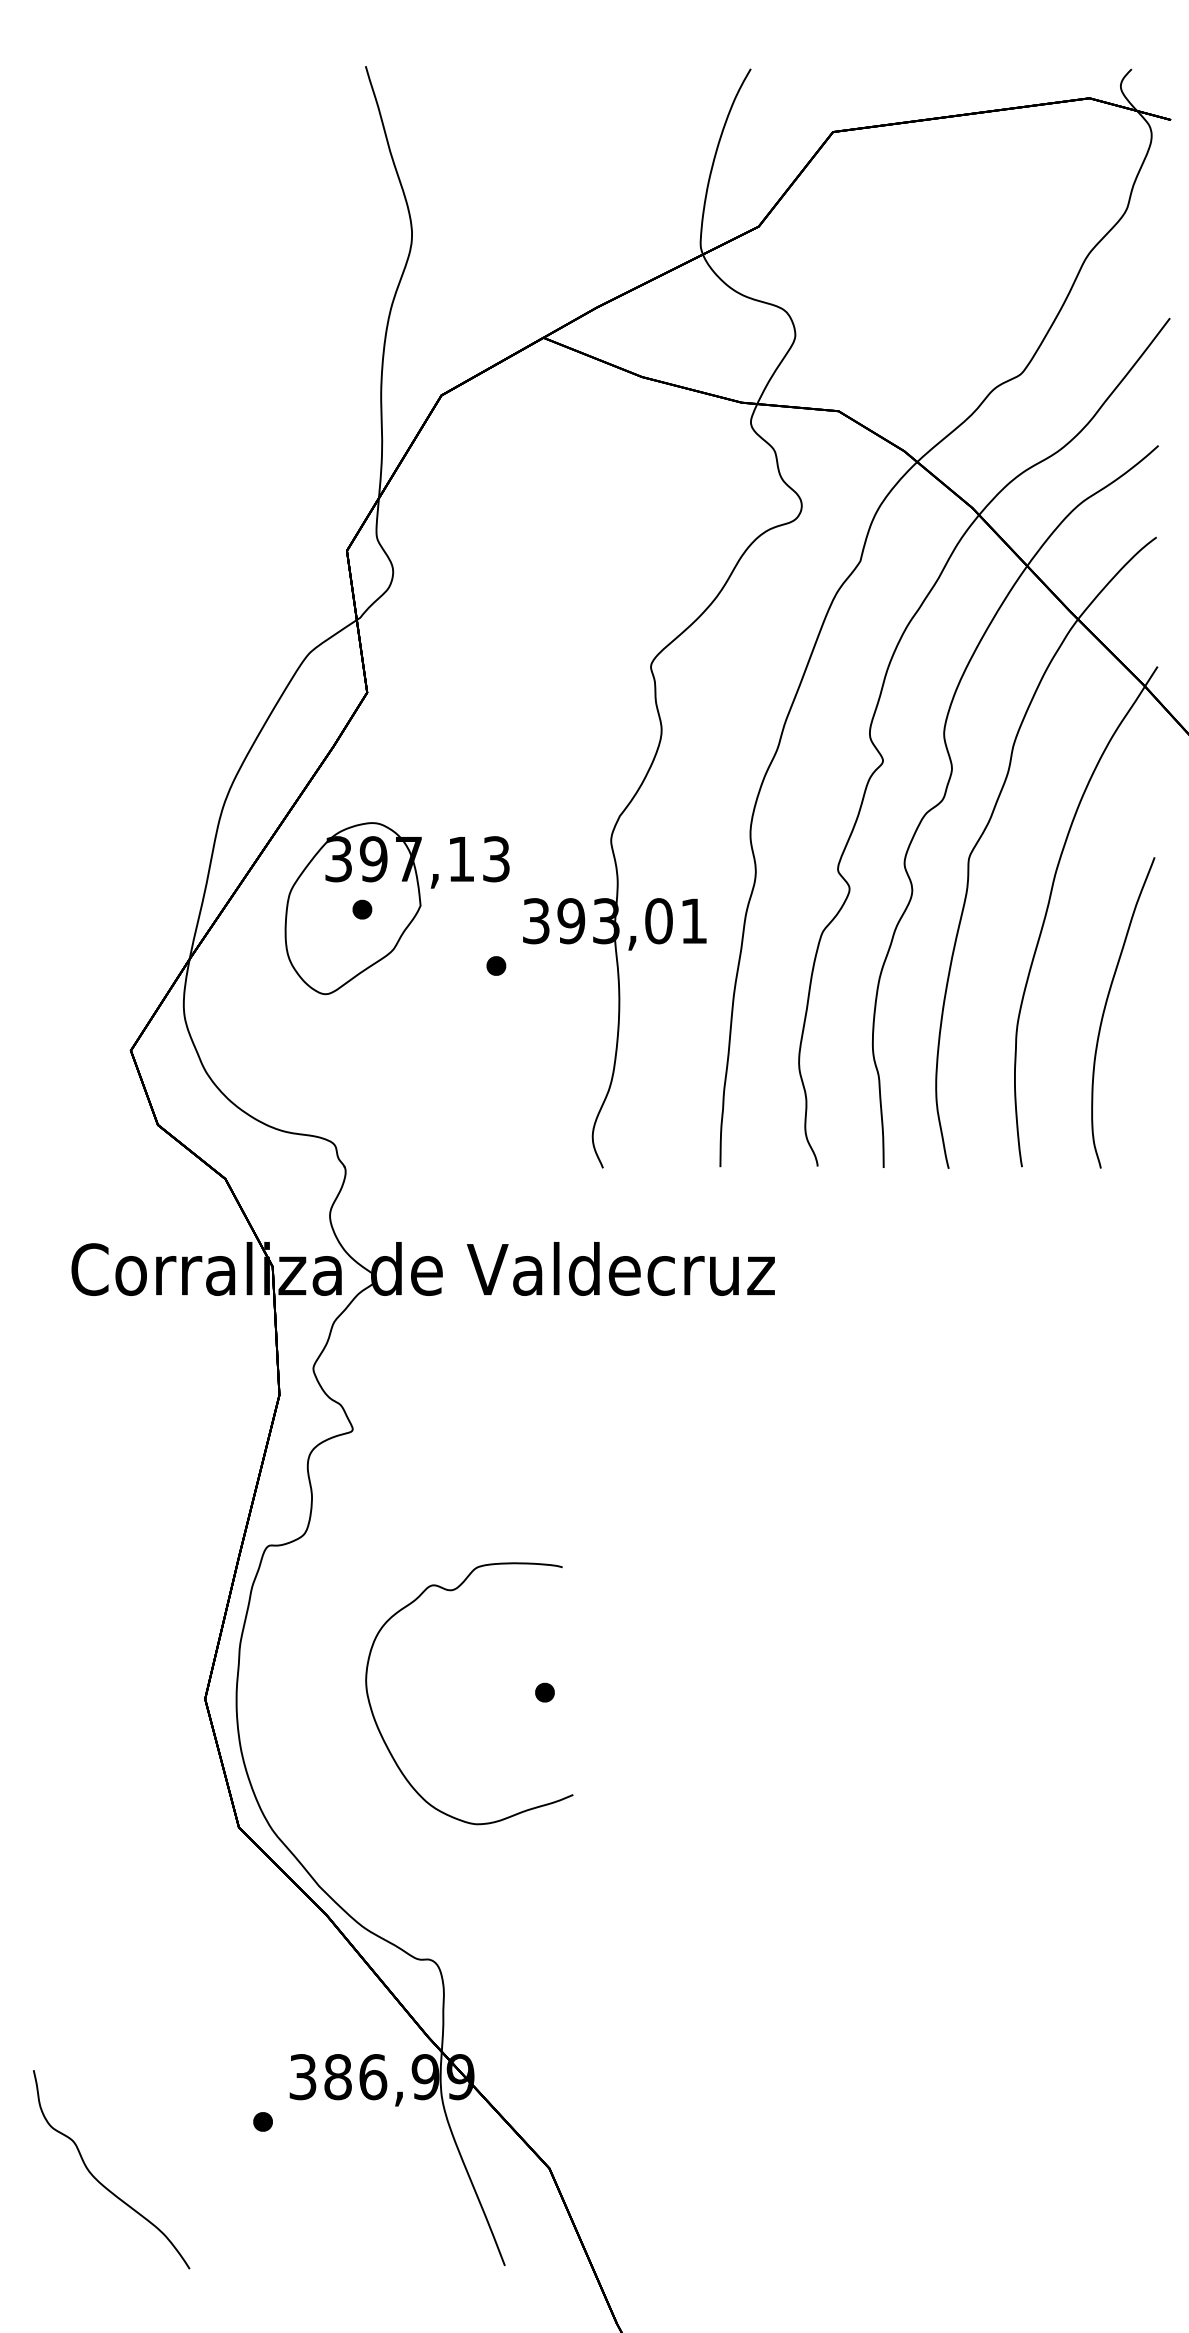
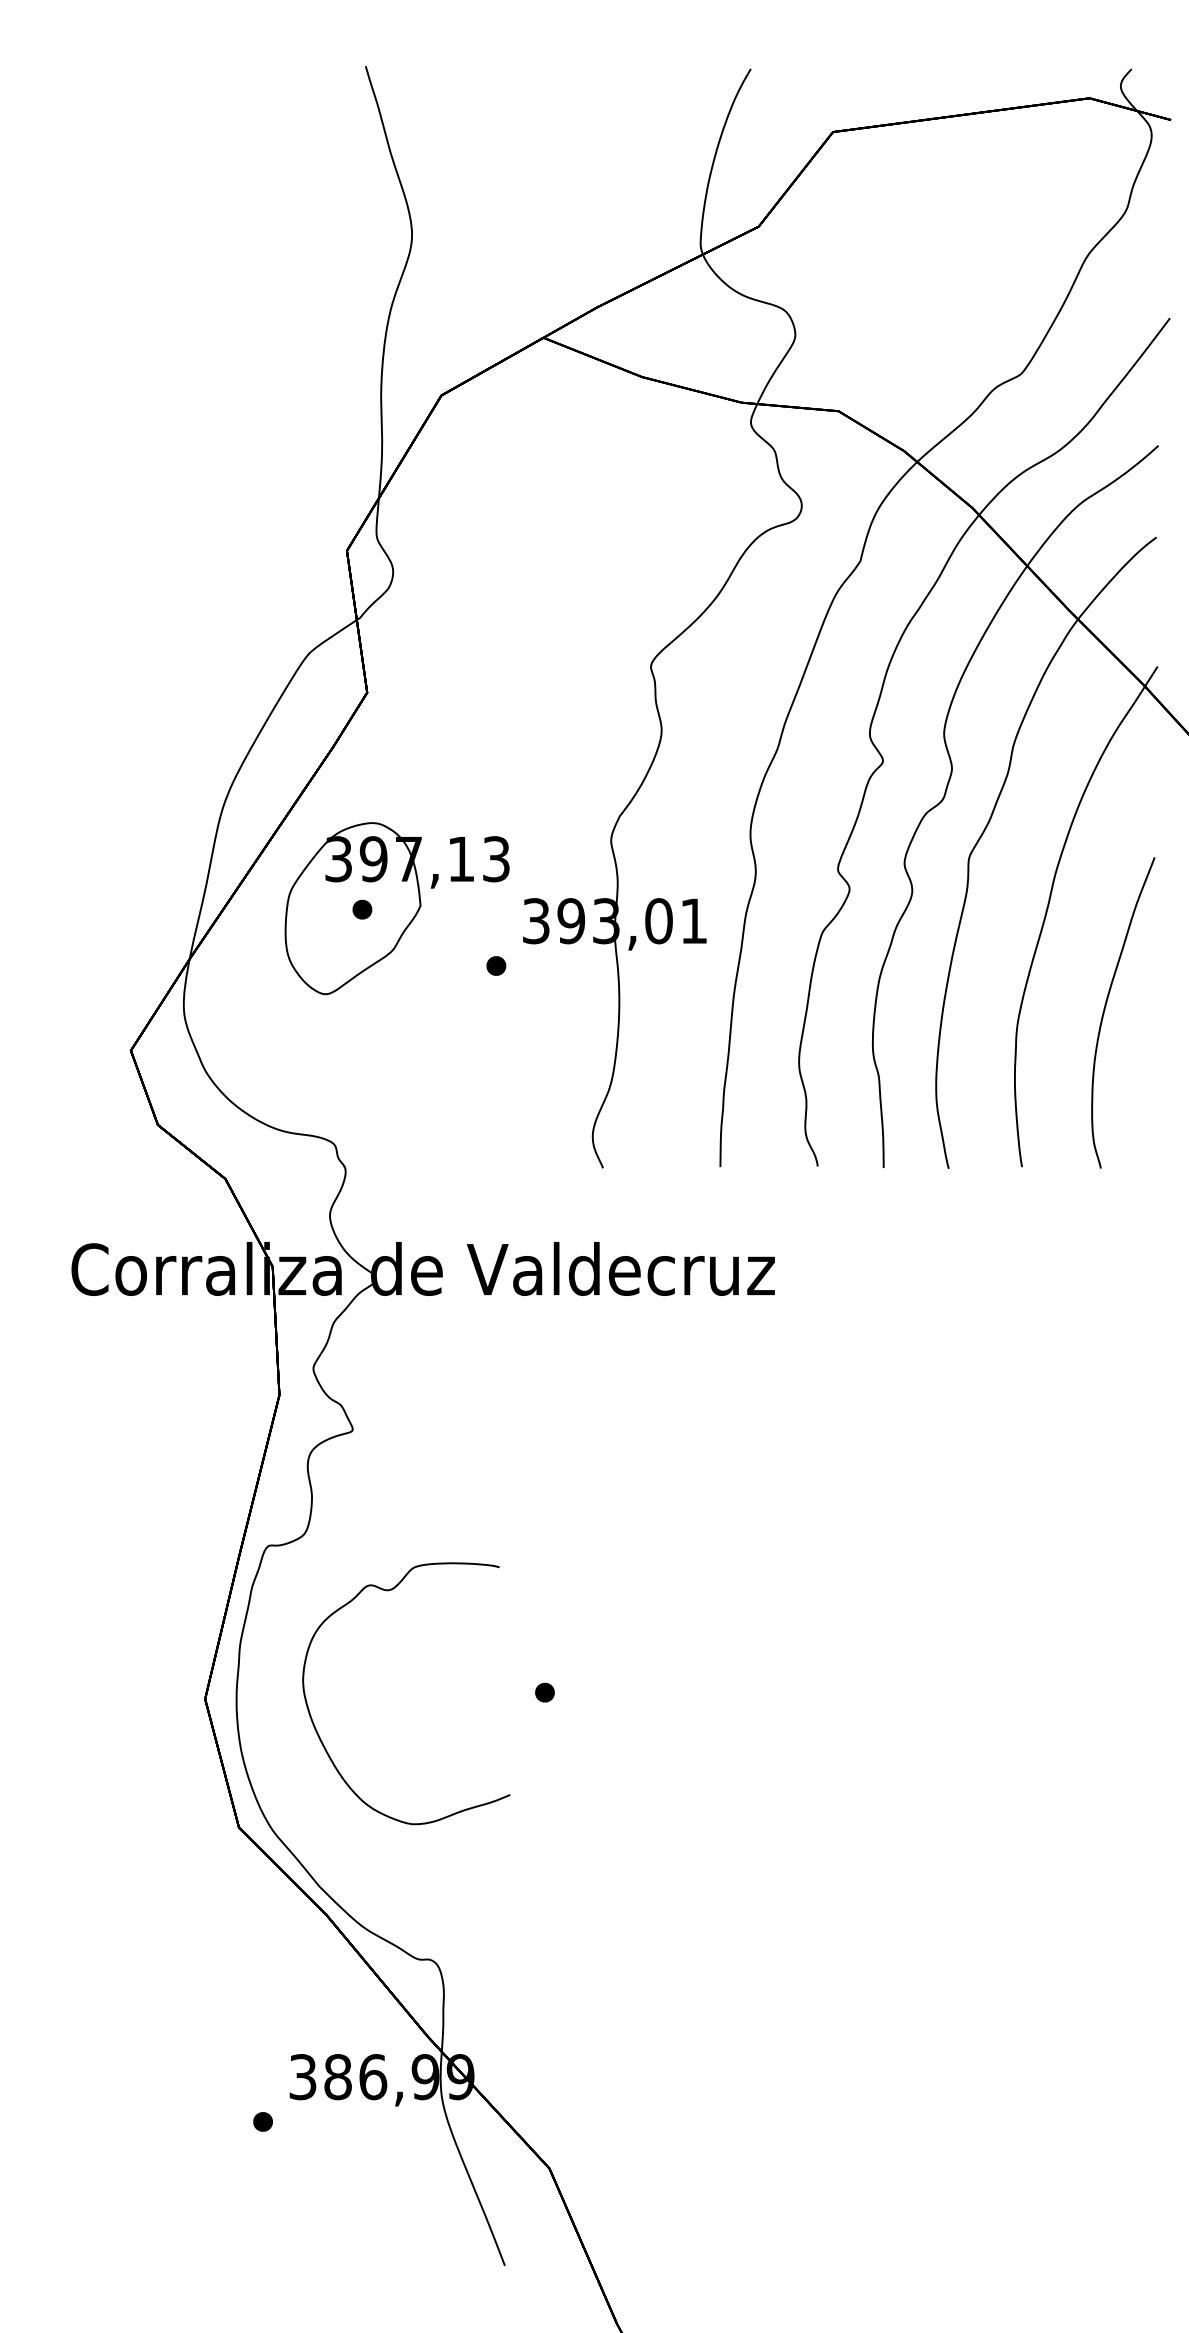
curve position: (380, 1730) -> (317, 1730) (317, 1730)
curve: present -> none (101, 2182)
